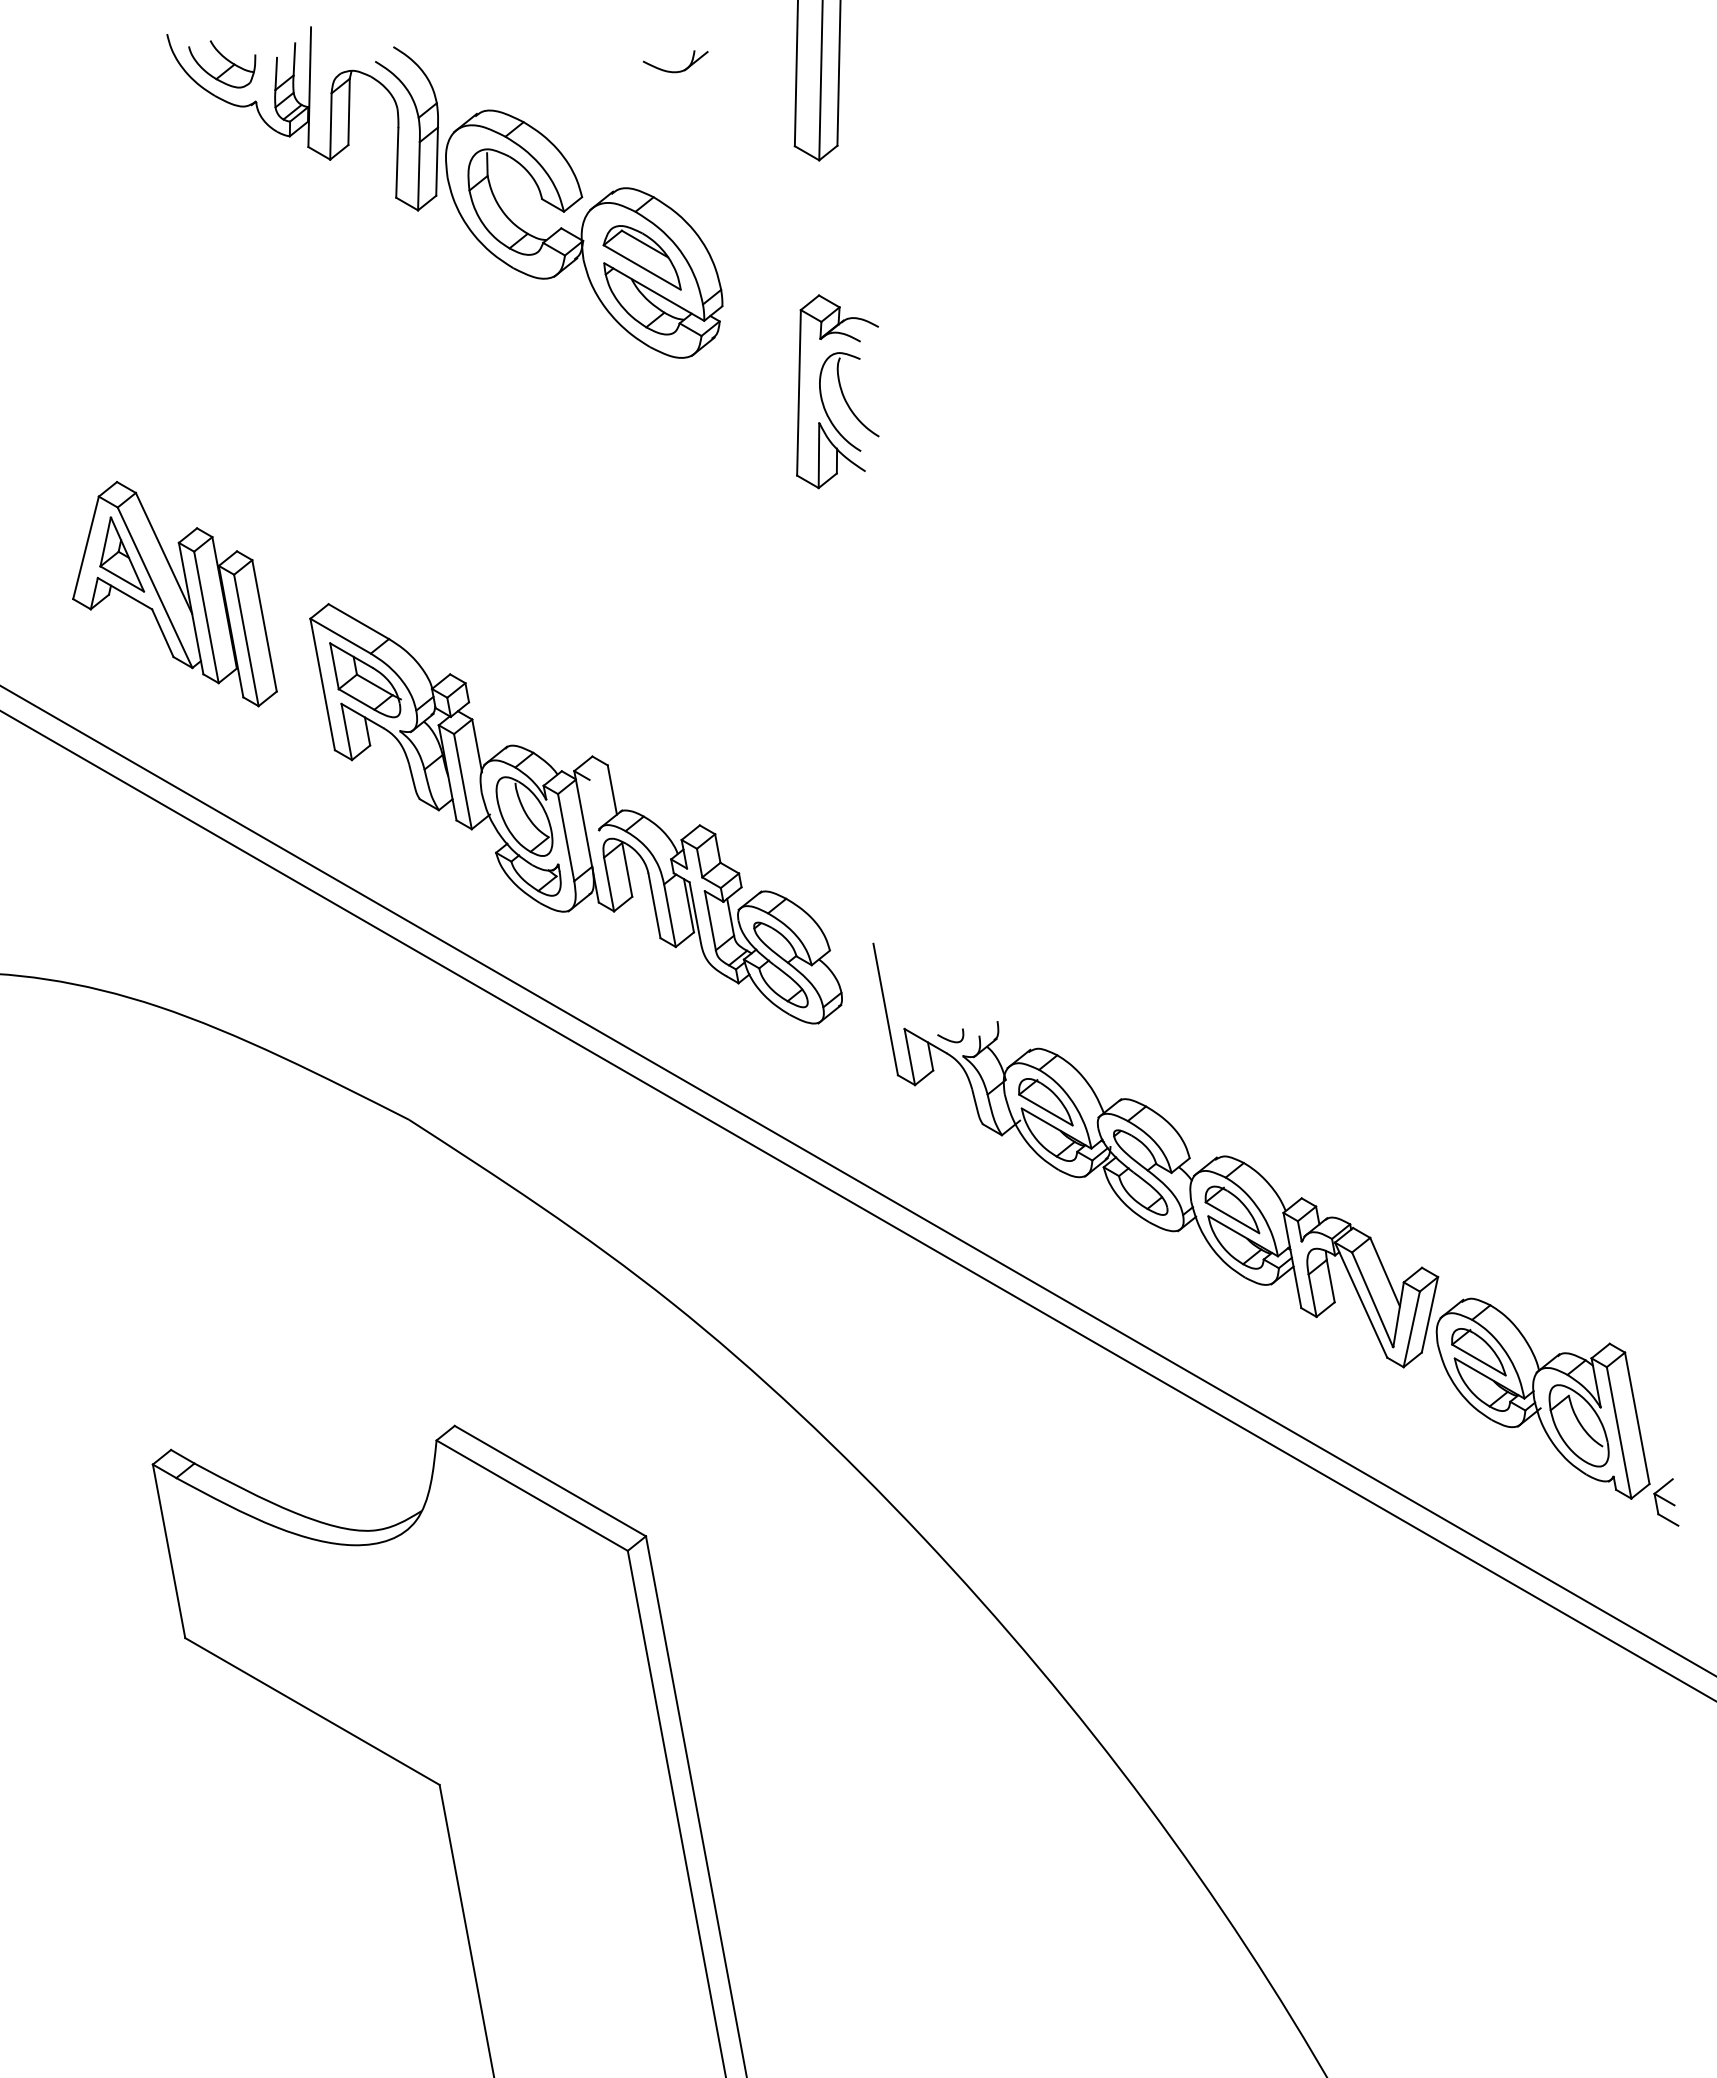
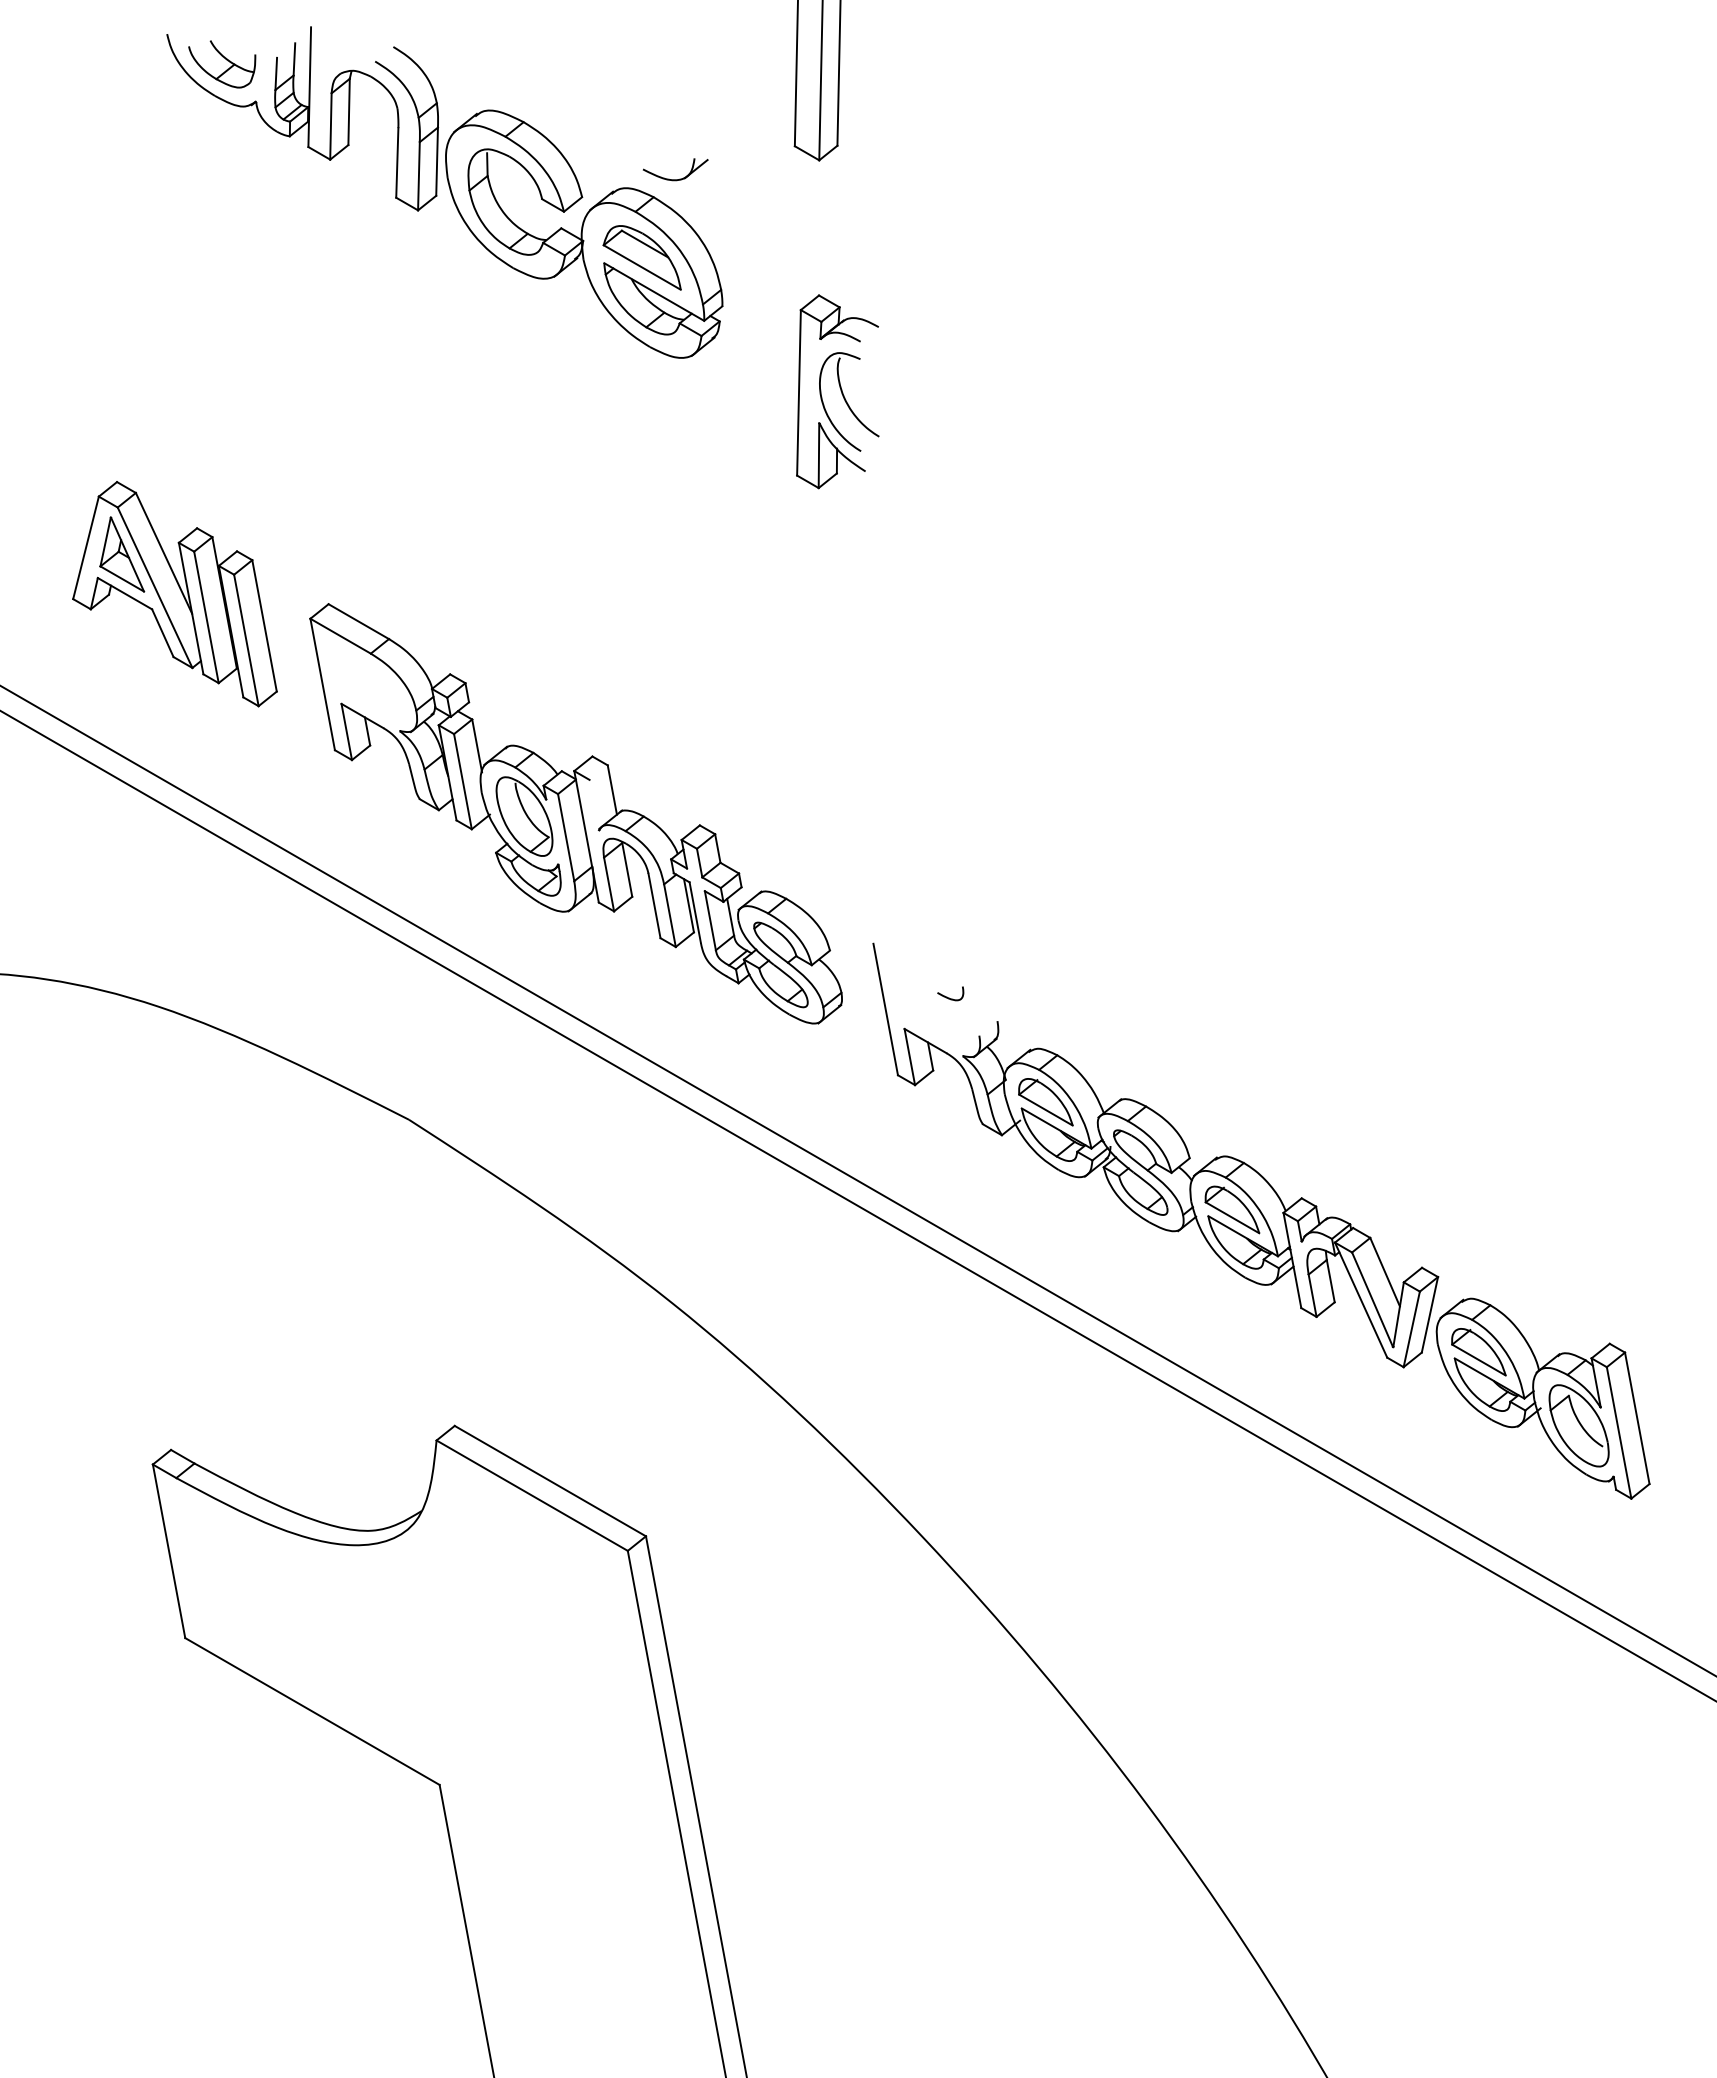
part position: (679, 70) -> (679, 178) (679, 178)
part: present -> none (365, 680)
curve position: (949, 1039) -> (949, 997) (949, 997)
part: present -> none (1666, 1502)
